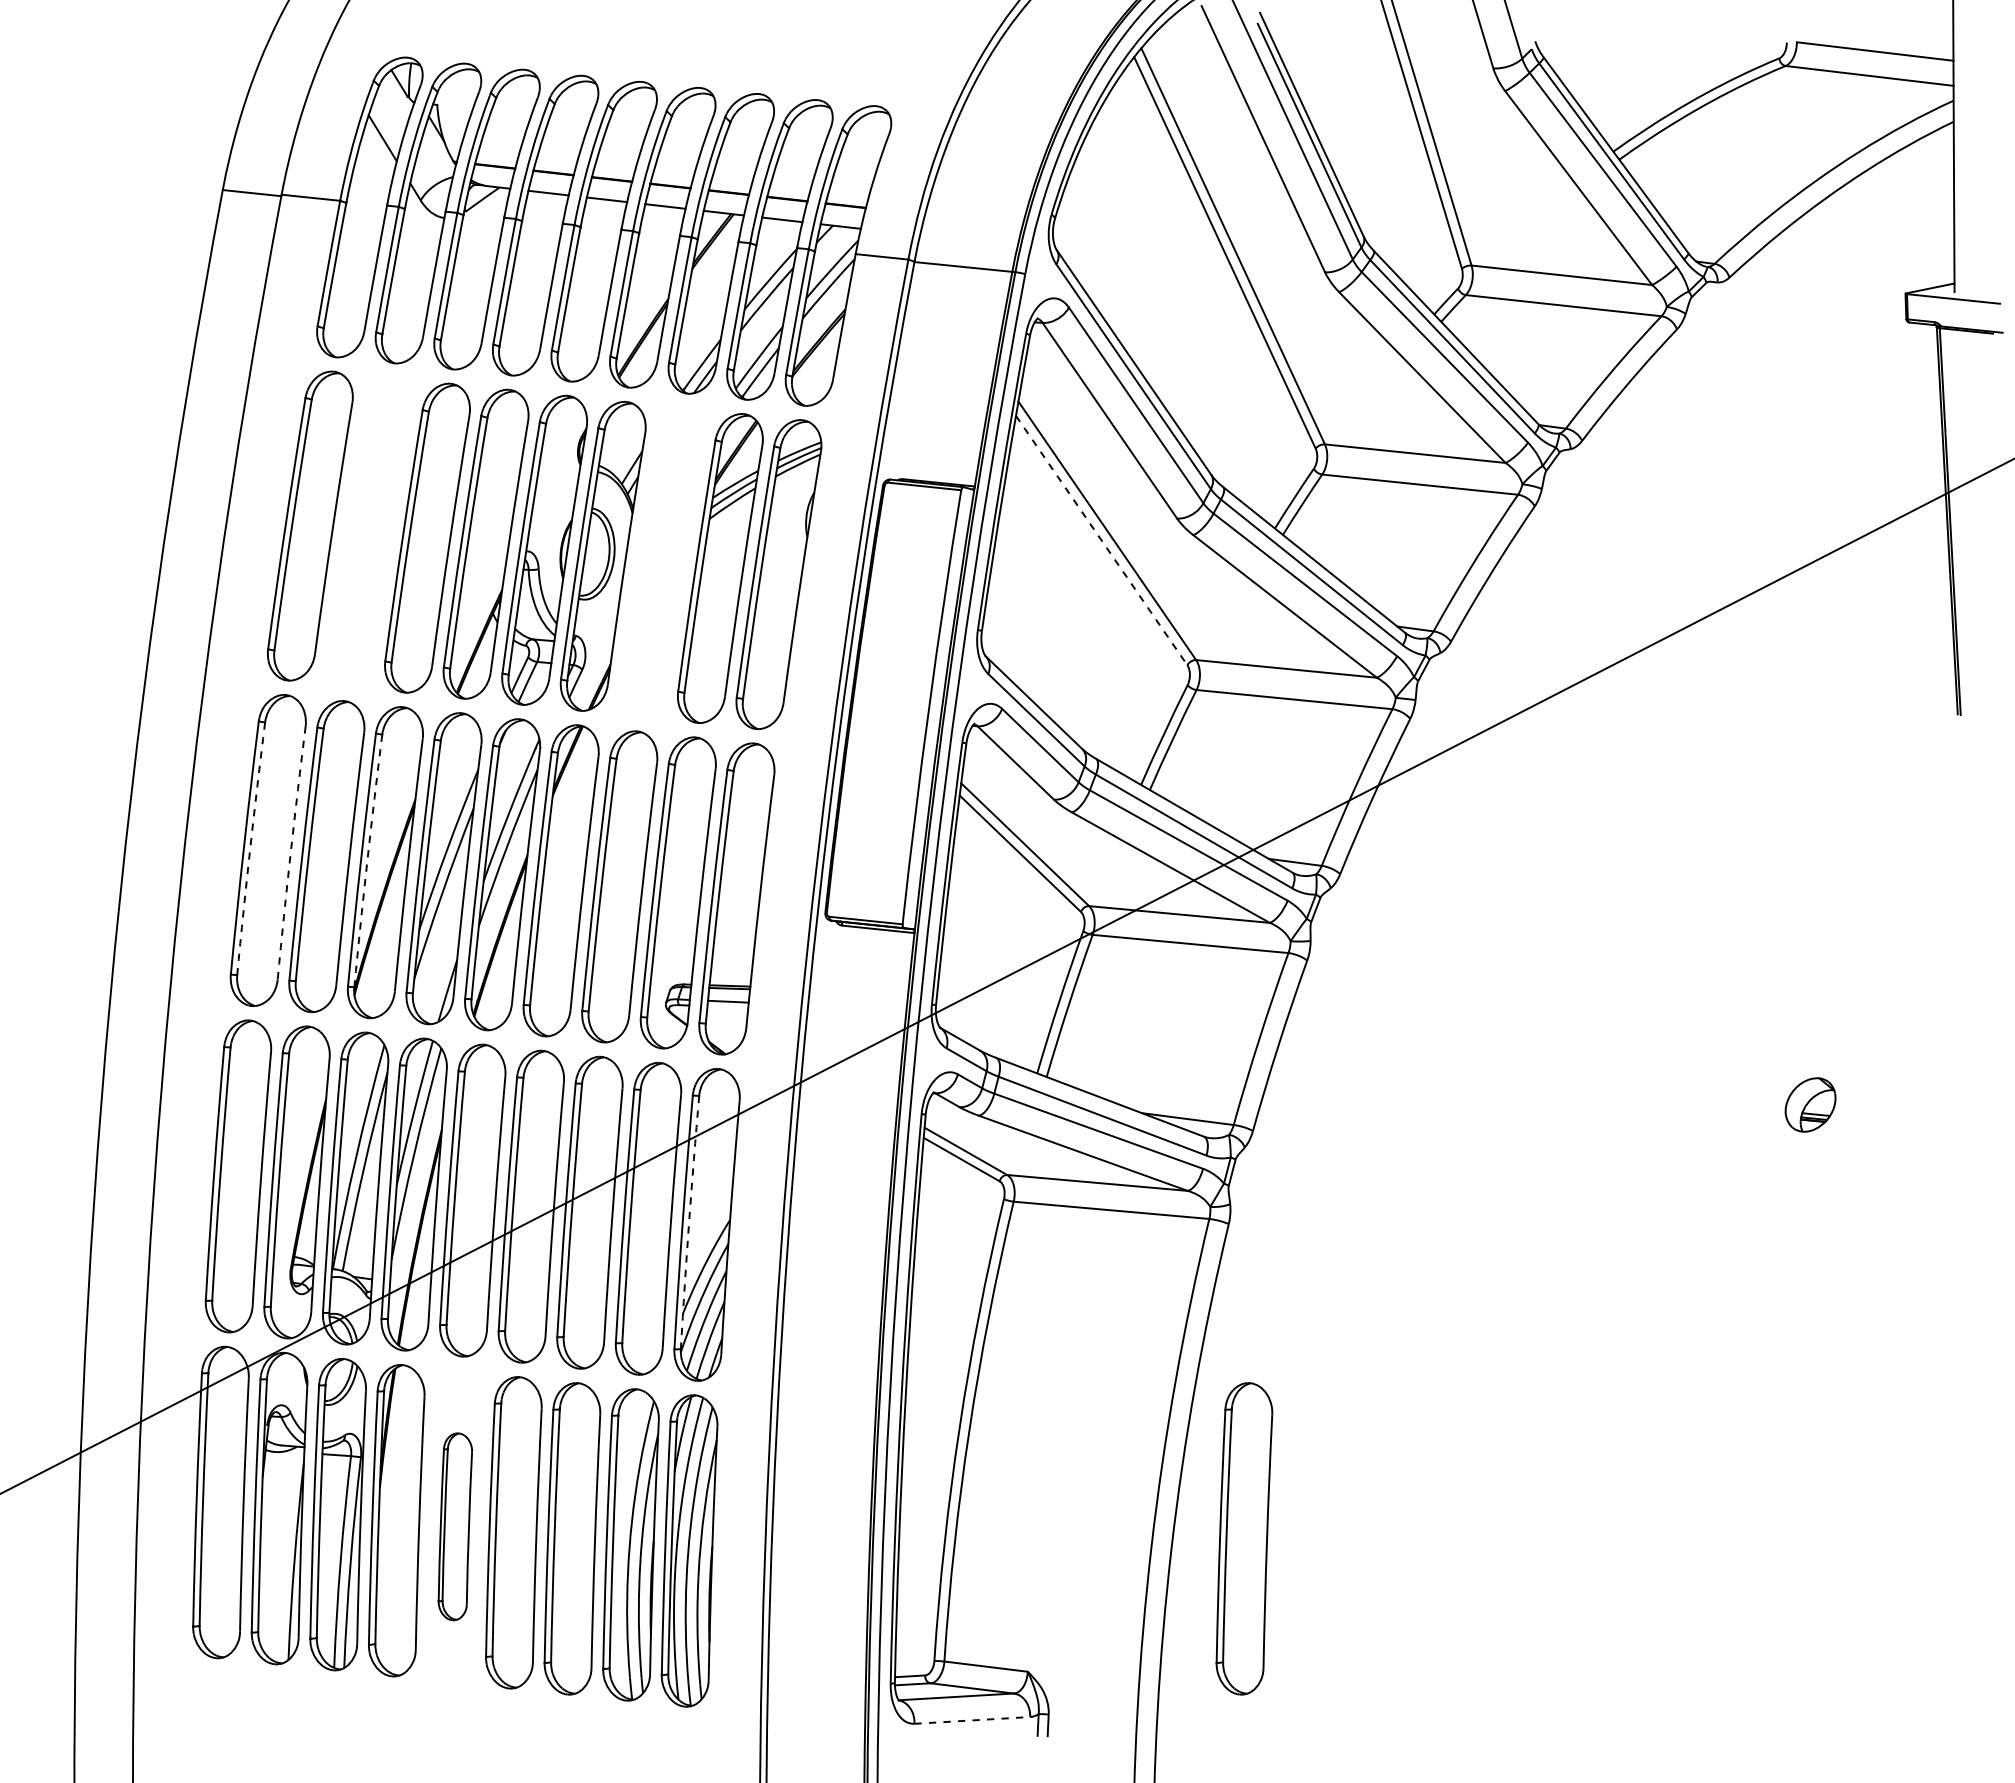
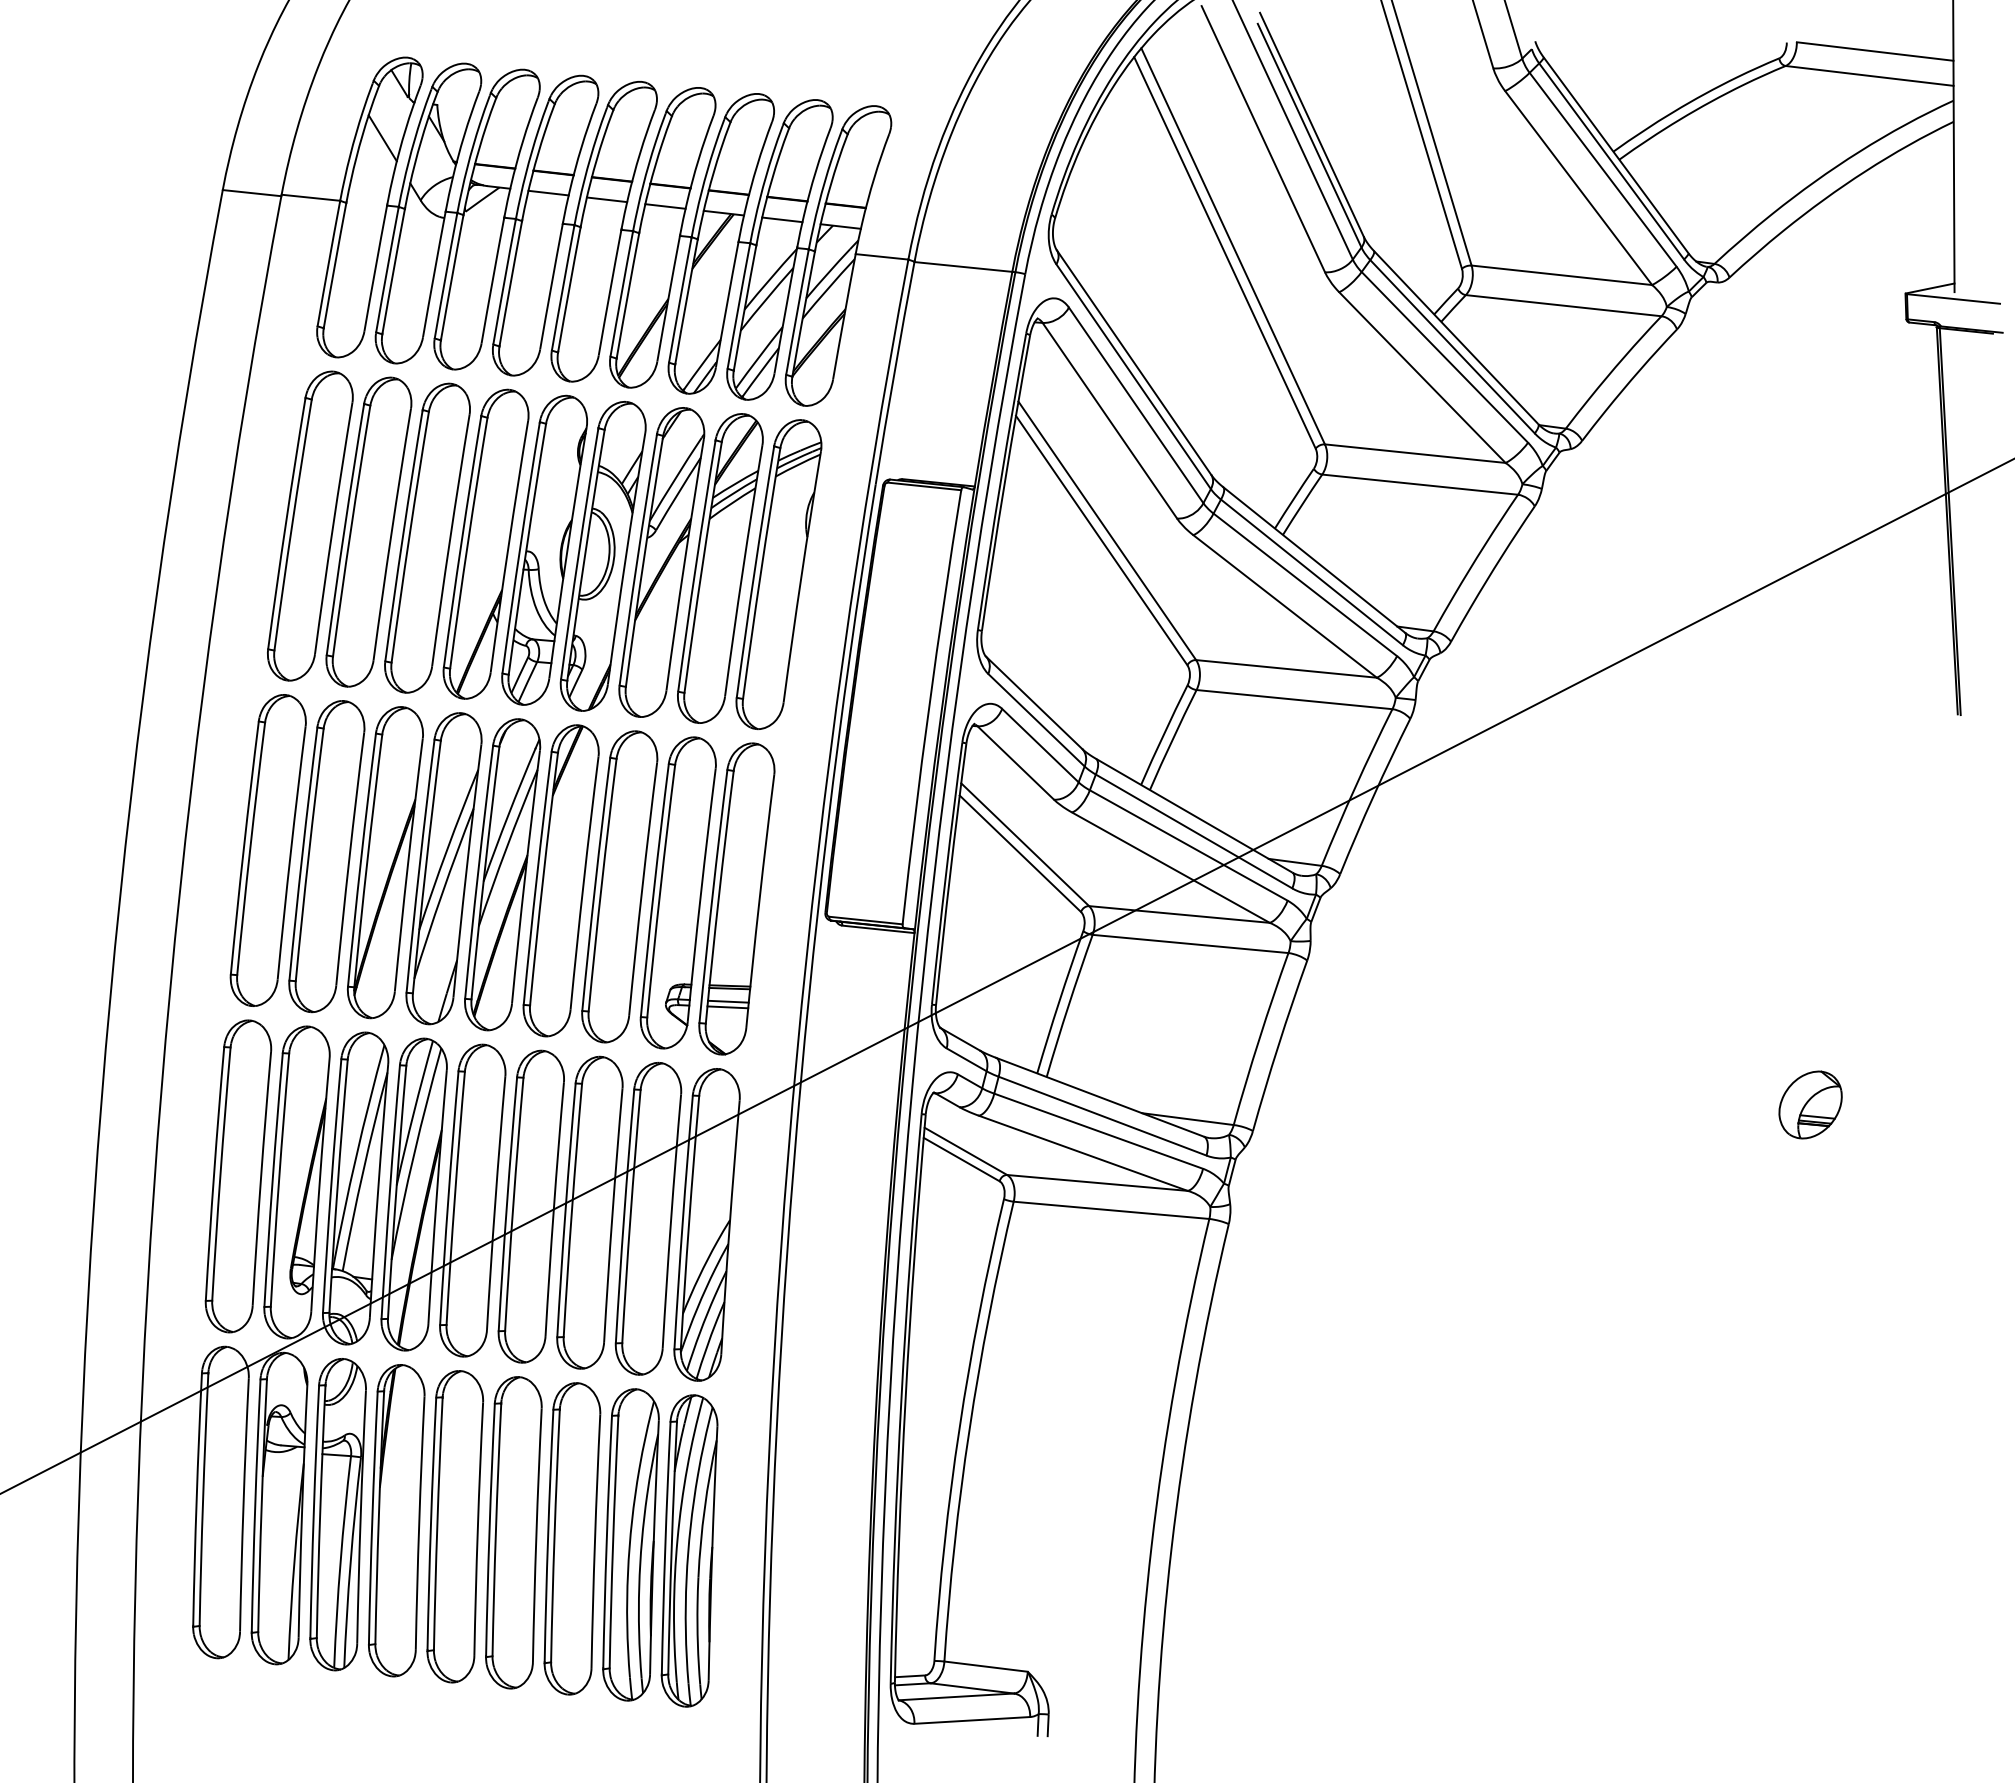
part: none -> present (368, 531)
line: dashed -> solid (1101, 540)
part: none -> present (661, 562)
arc: dashed -> solid (250, 848)
arc: dashed -> solid (290, 852)
arc: dashed -> solid (367, 860)
line: none -> present (727, 1007)
part size: 53x56 px -> 65x70 px (1810, 1104)
arc: dashed -> solid (689, 1222)
part size: 36x190 px -> 59x314 px (455, 1526)
part: present -> none (1244, 1538)
line: dashed -> solid (972, 1720)
